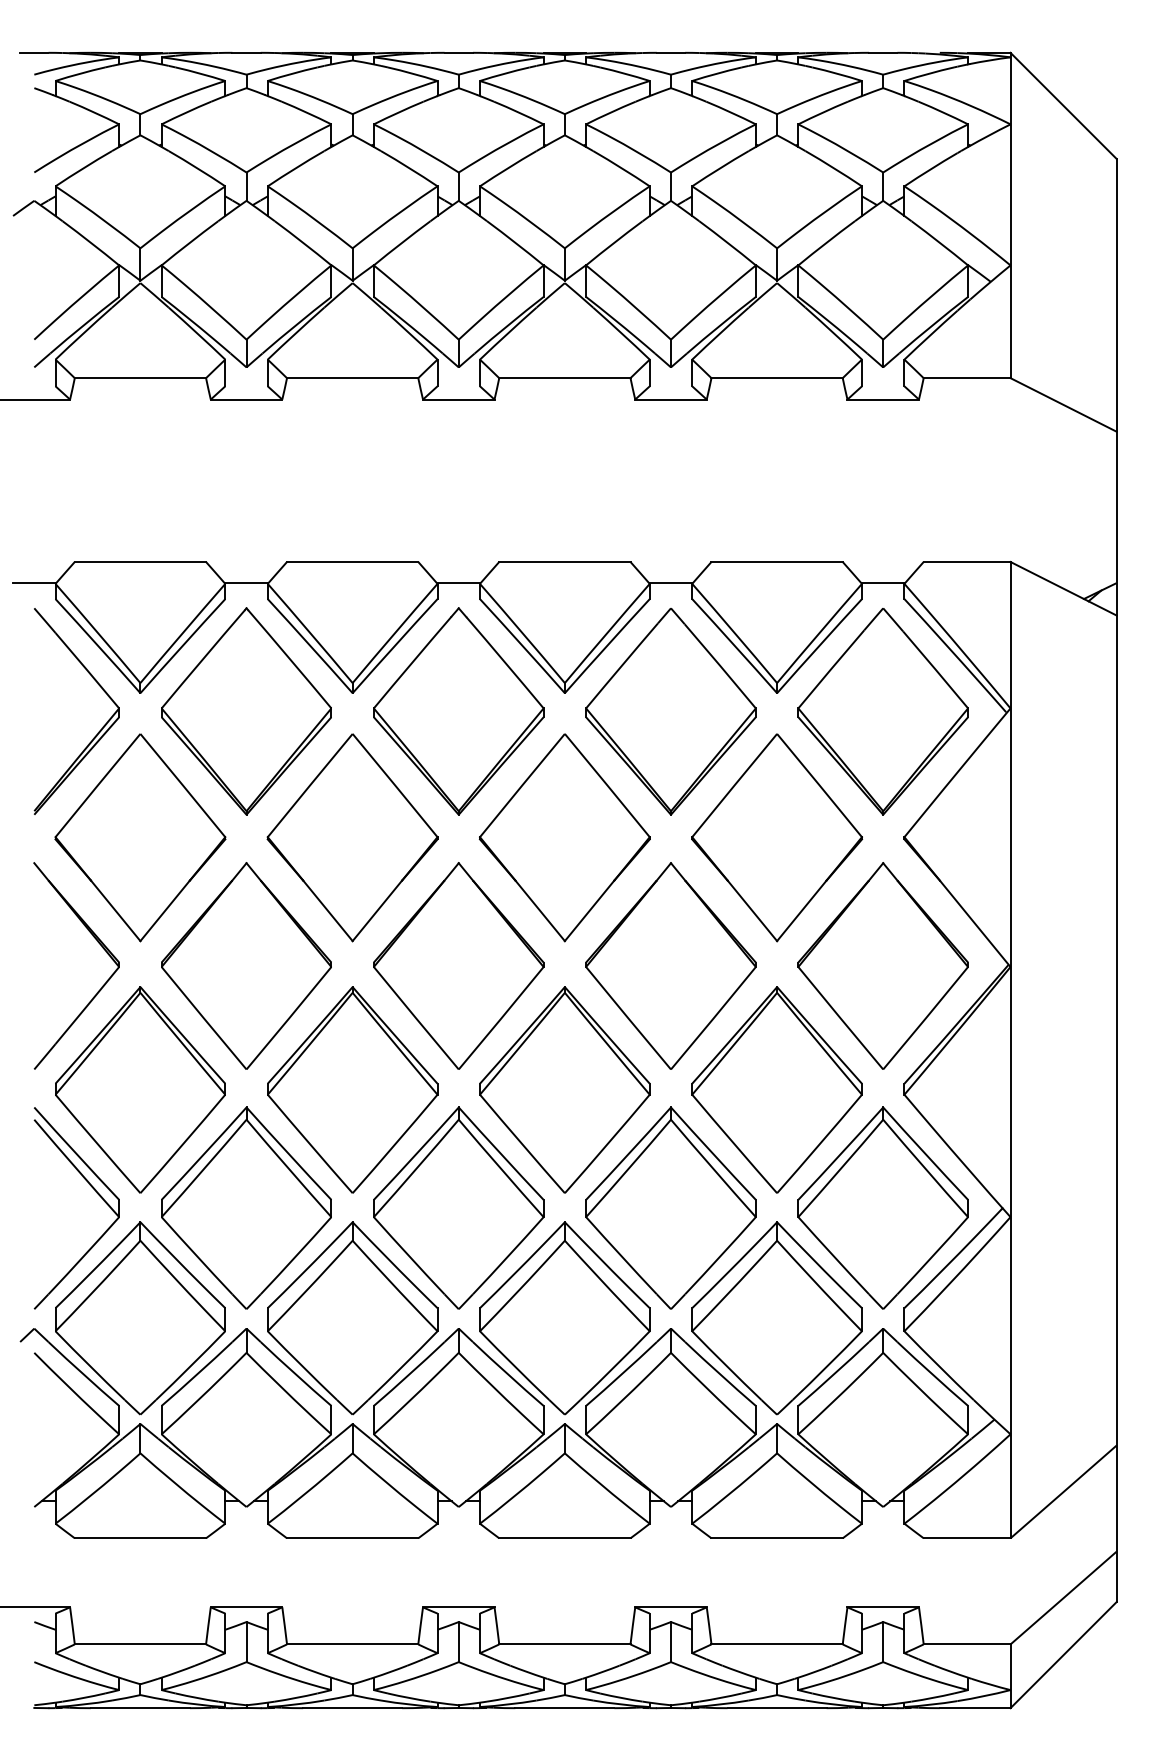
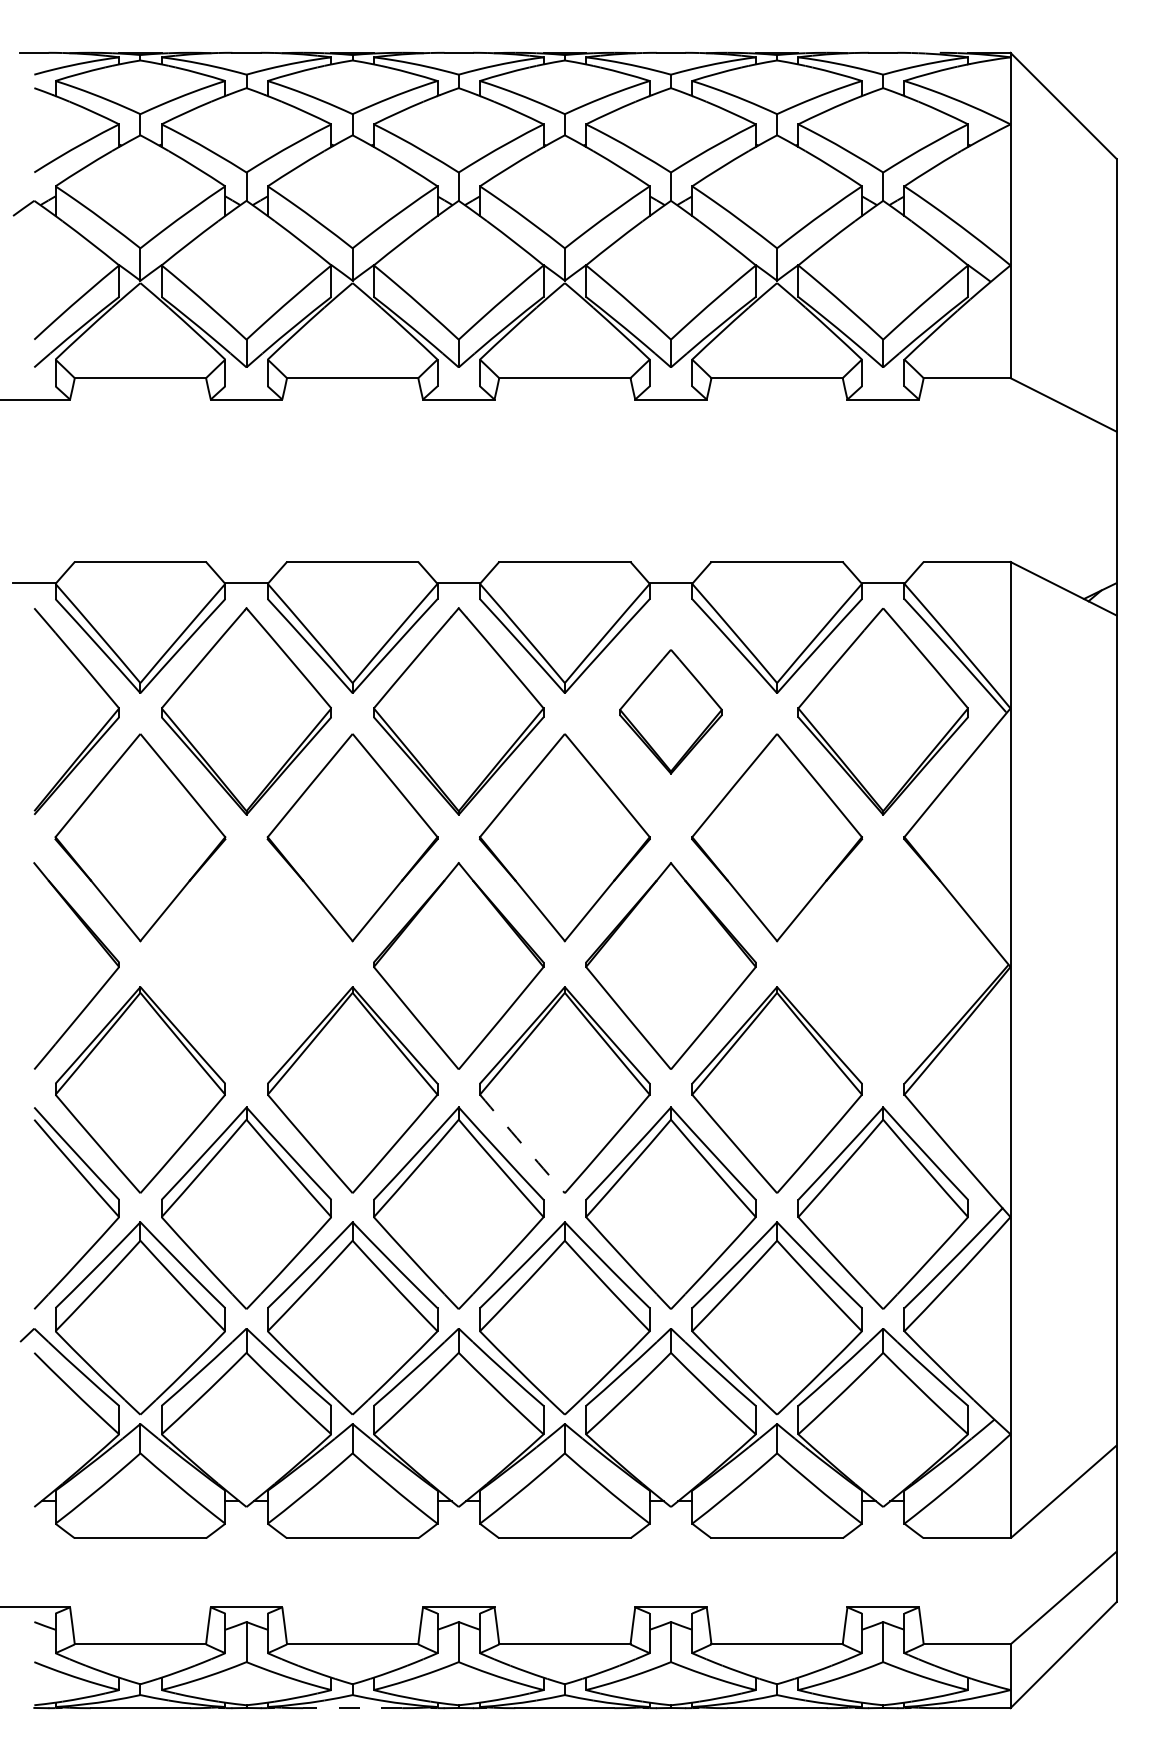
part size: 172x208 px -> 104x126 px (670, 711)
part: present -> none (246, 965)
part: present -> none (882, 965)
arc: solid -> dashed (522, 1144)
line: solid -> dashed (352, 1708)
